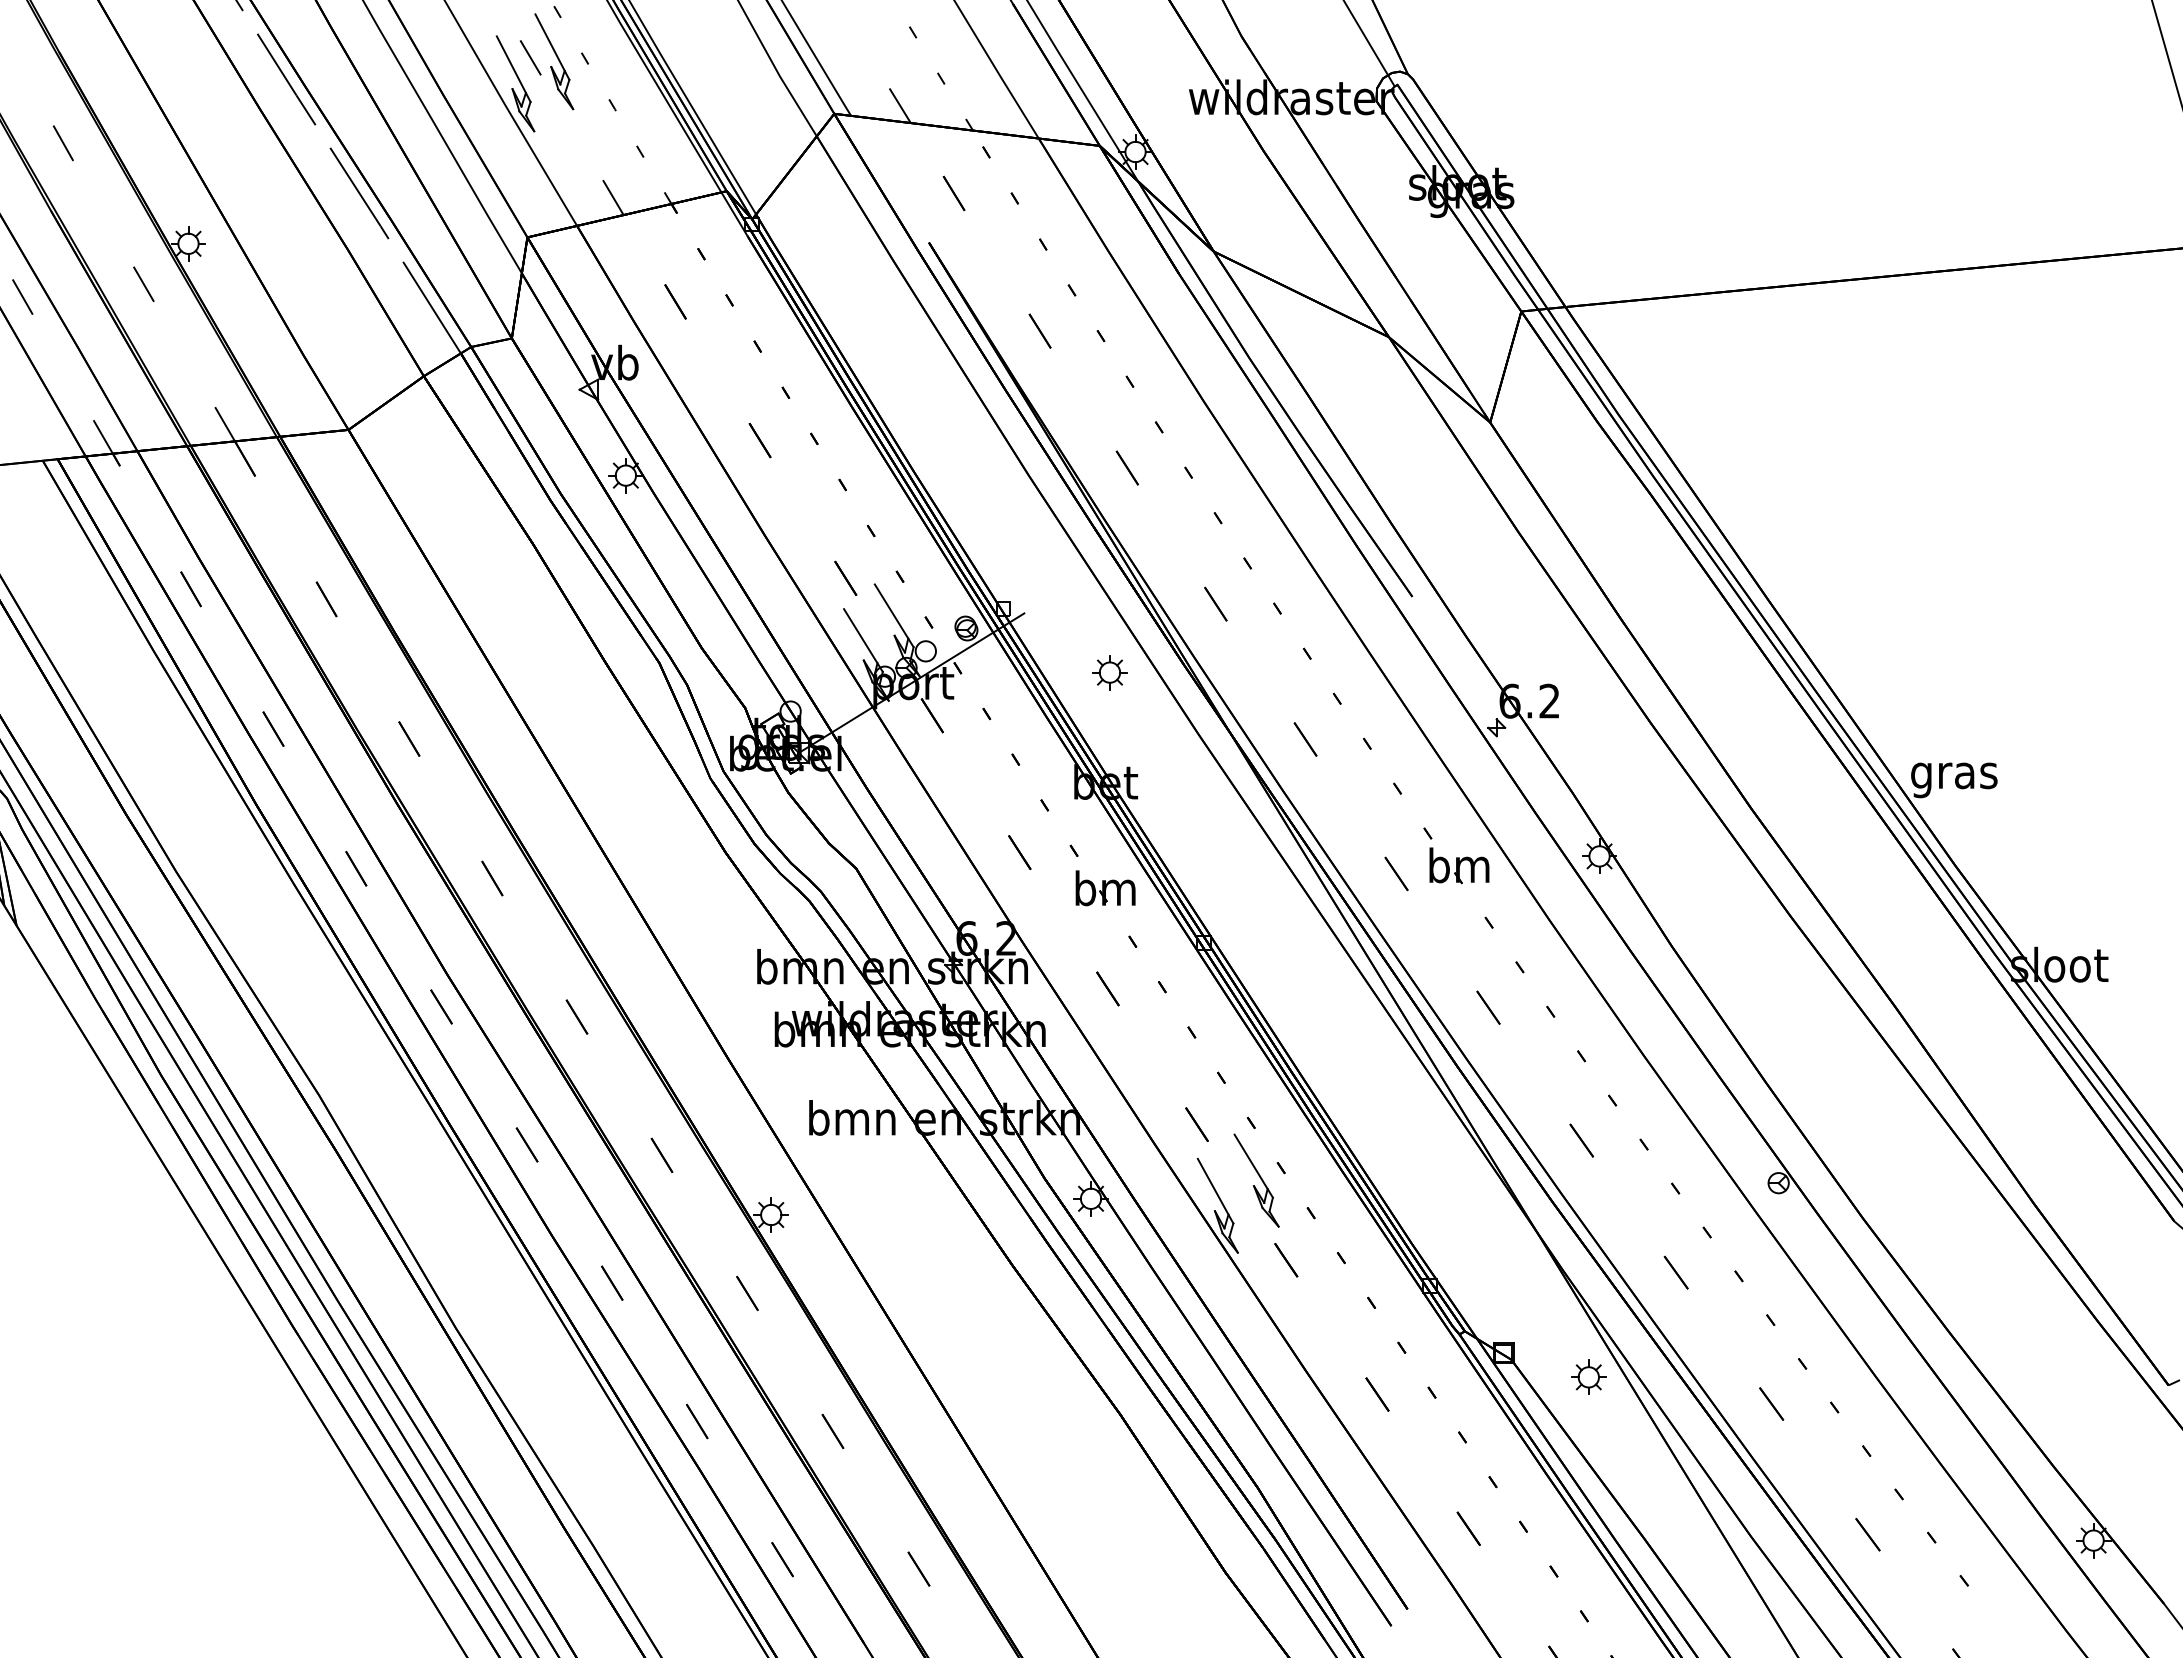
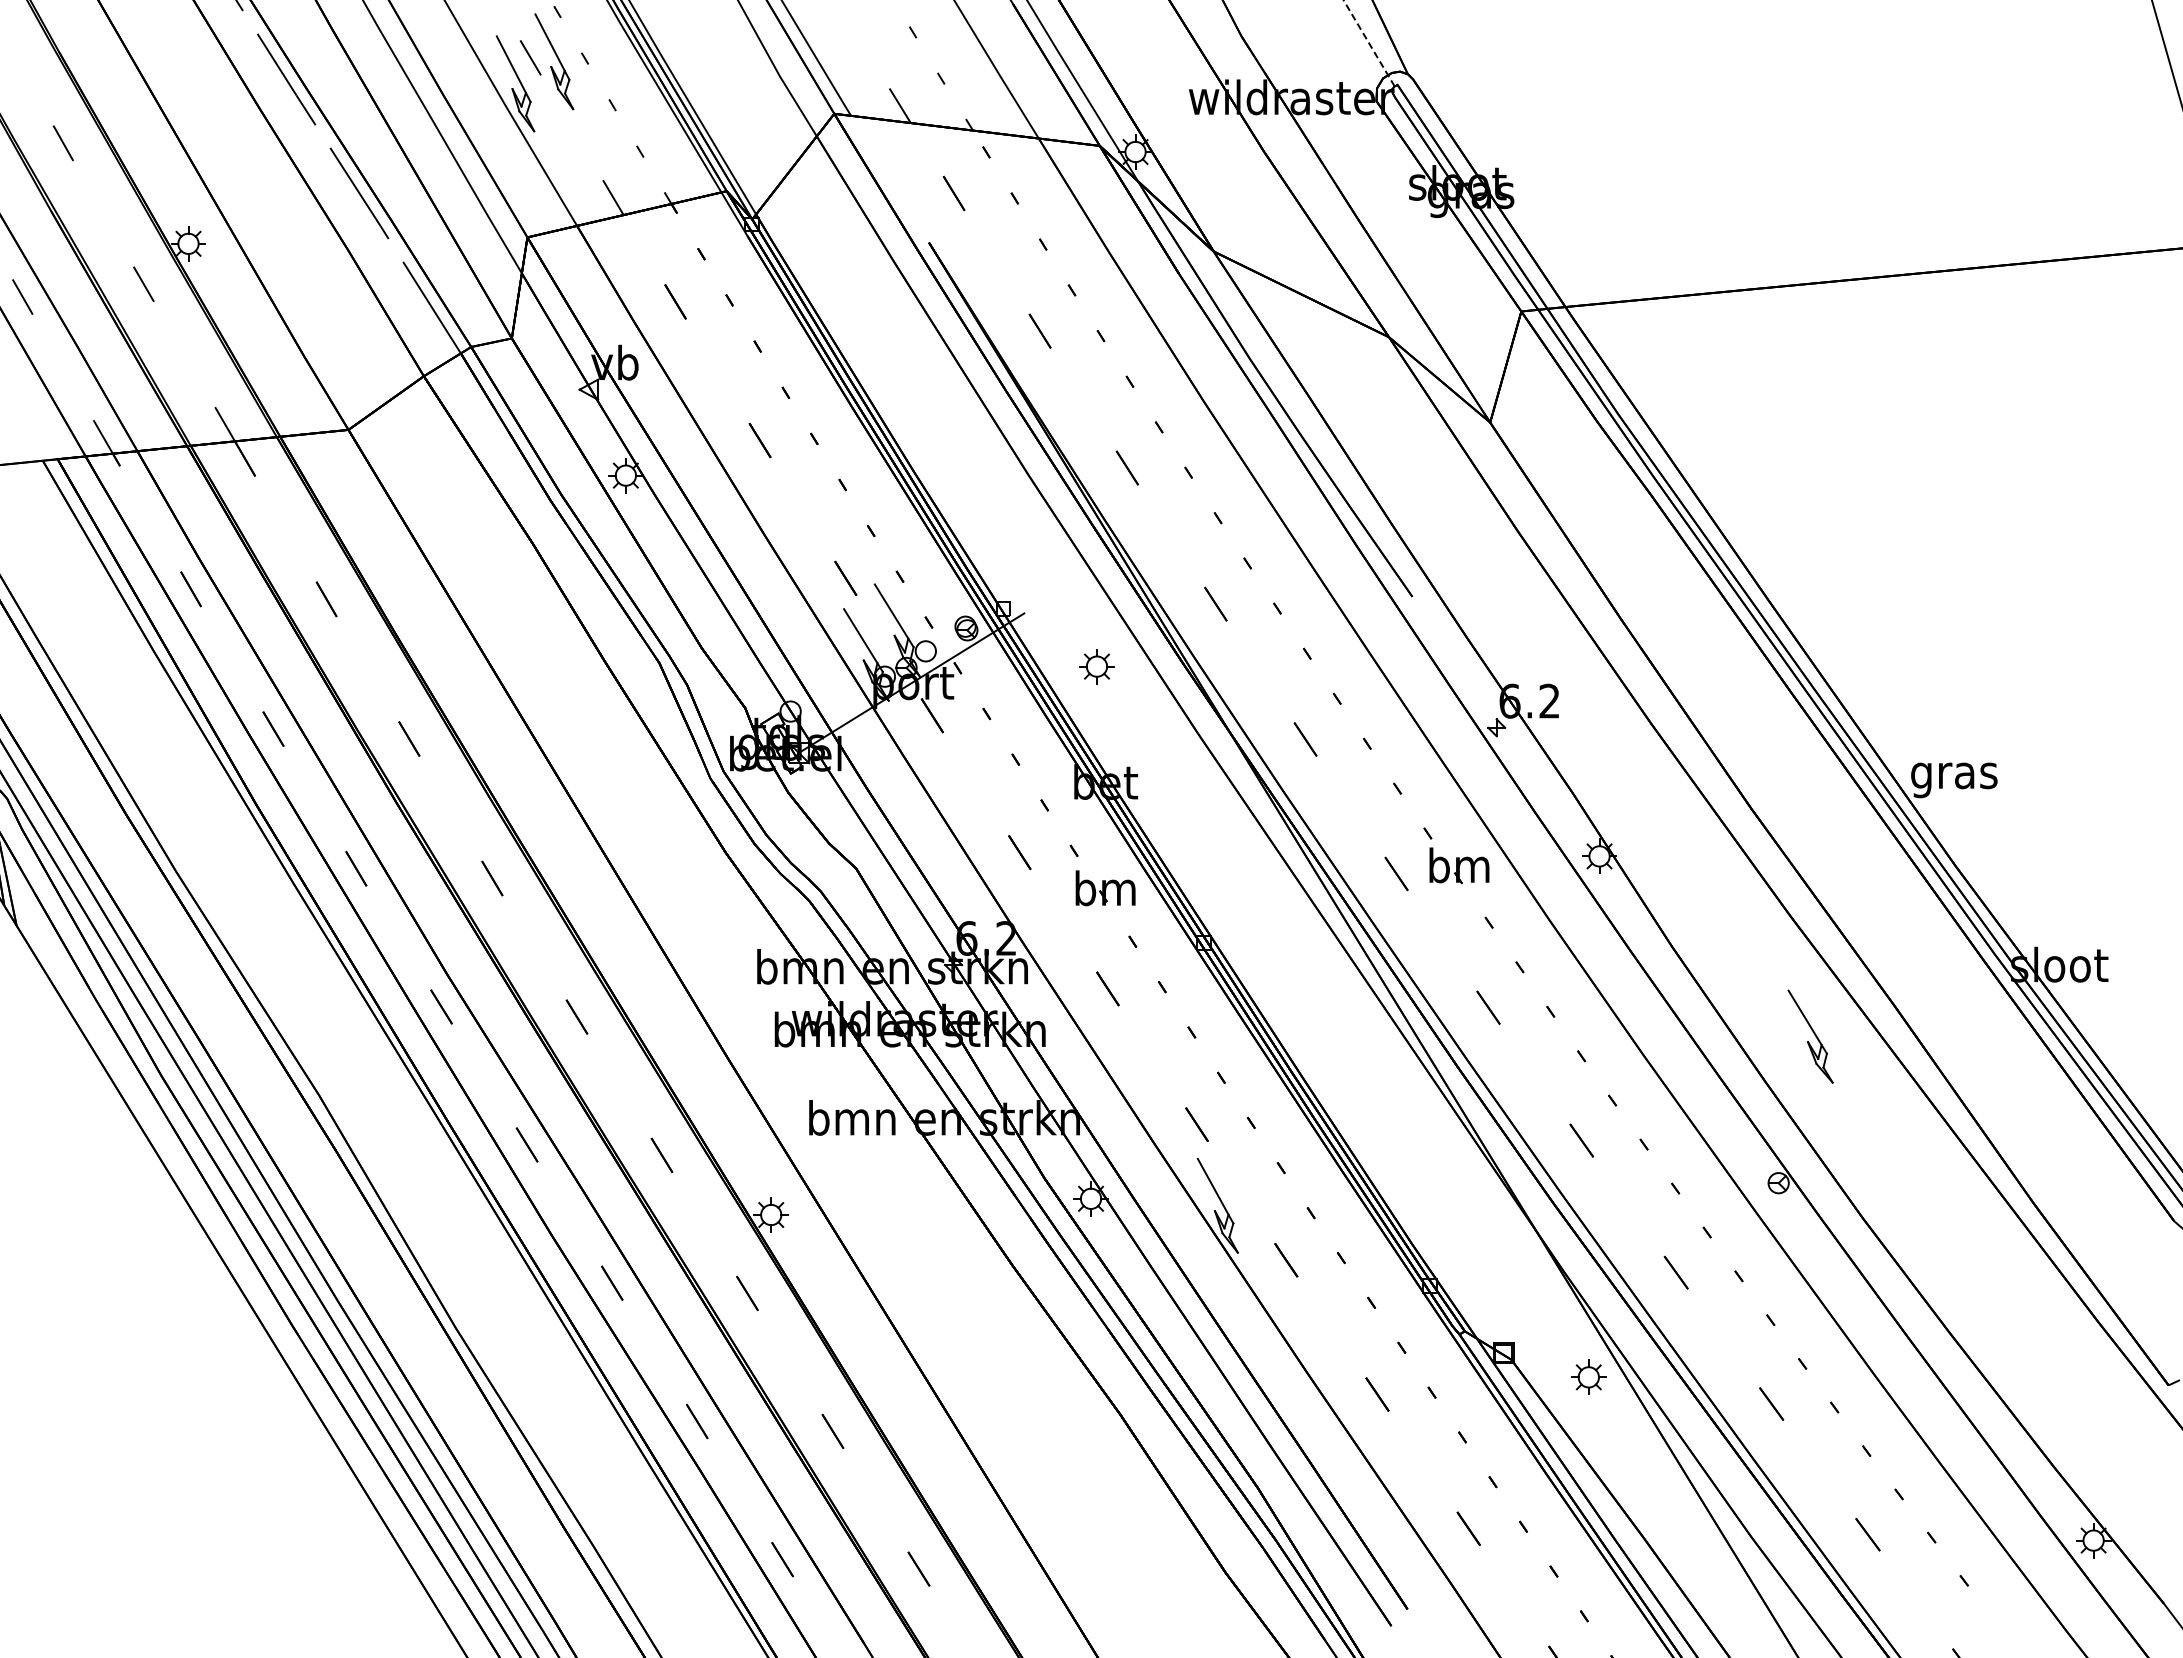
line: solid -> dashed (1369, 43)
part position: (1109, 672) -> (1096, 666) (1096, 666)
part position: (1256, 1180) -> (1810, 1036) (1810, 1036)
